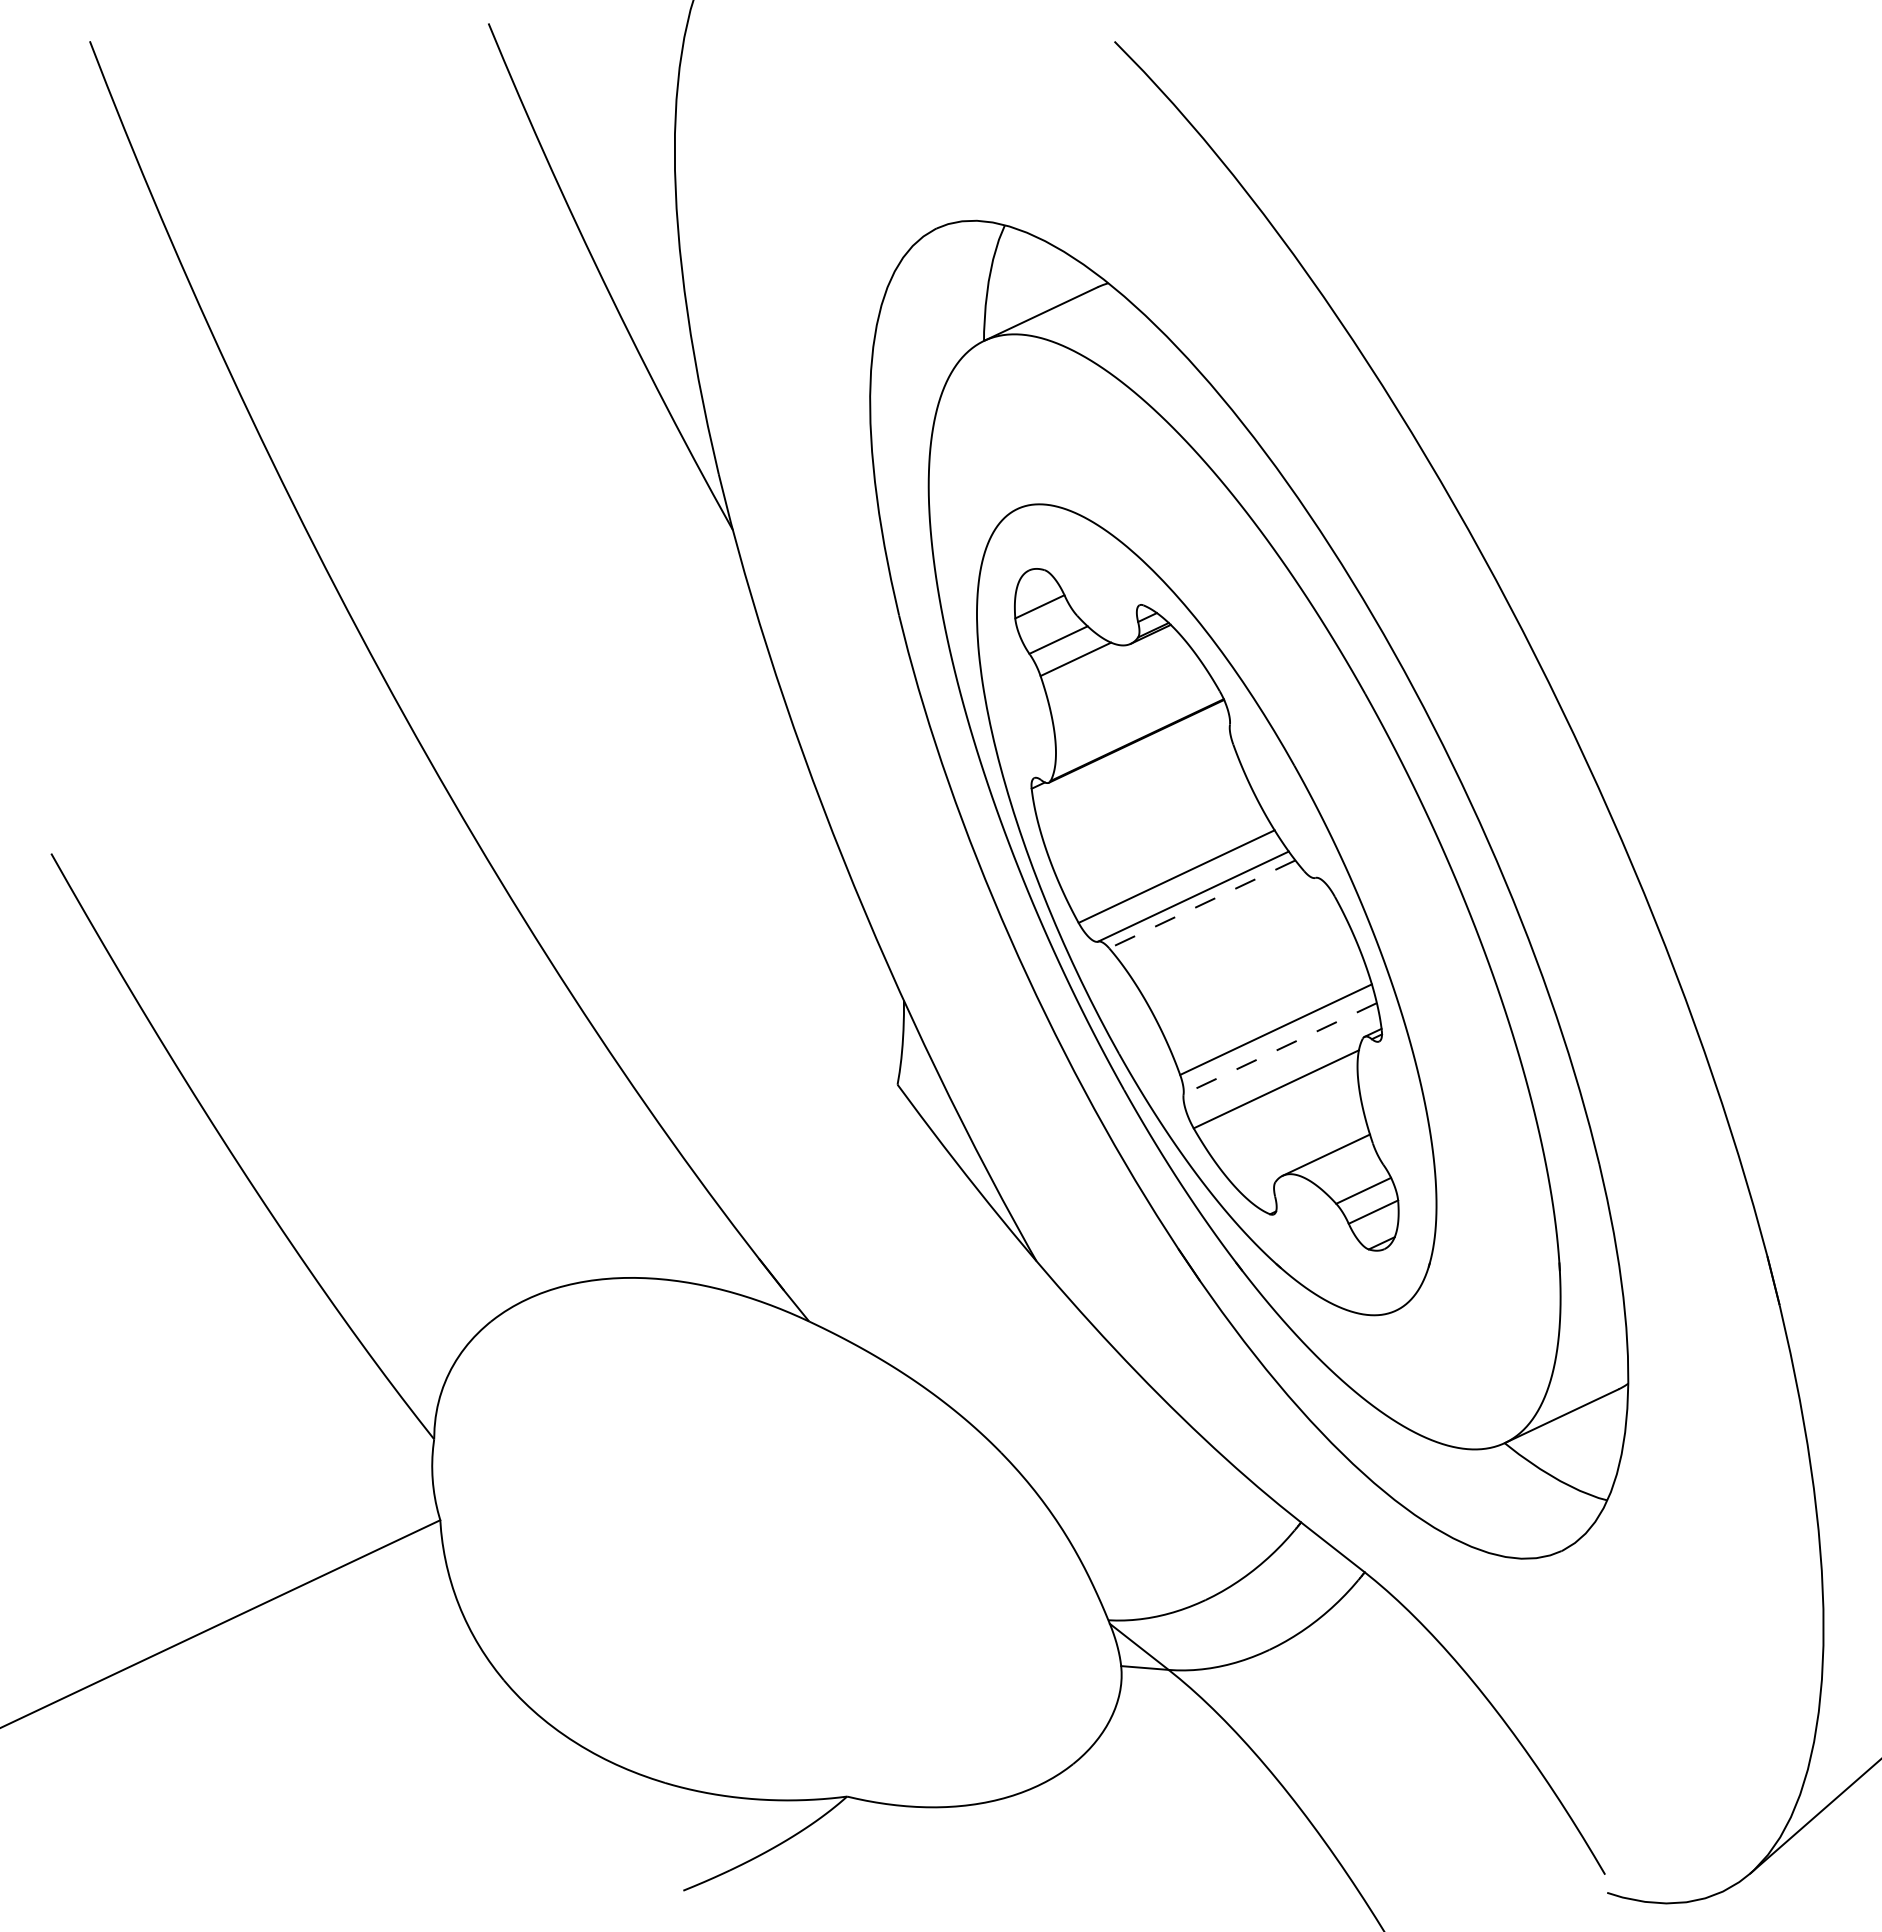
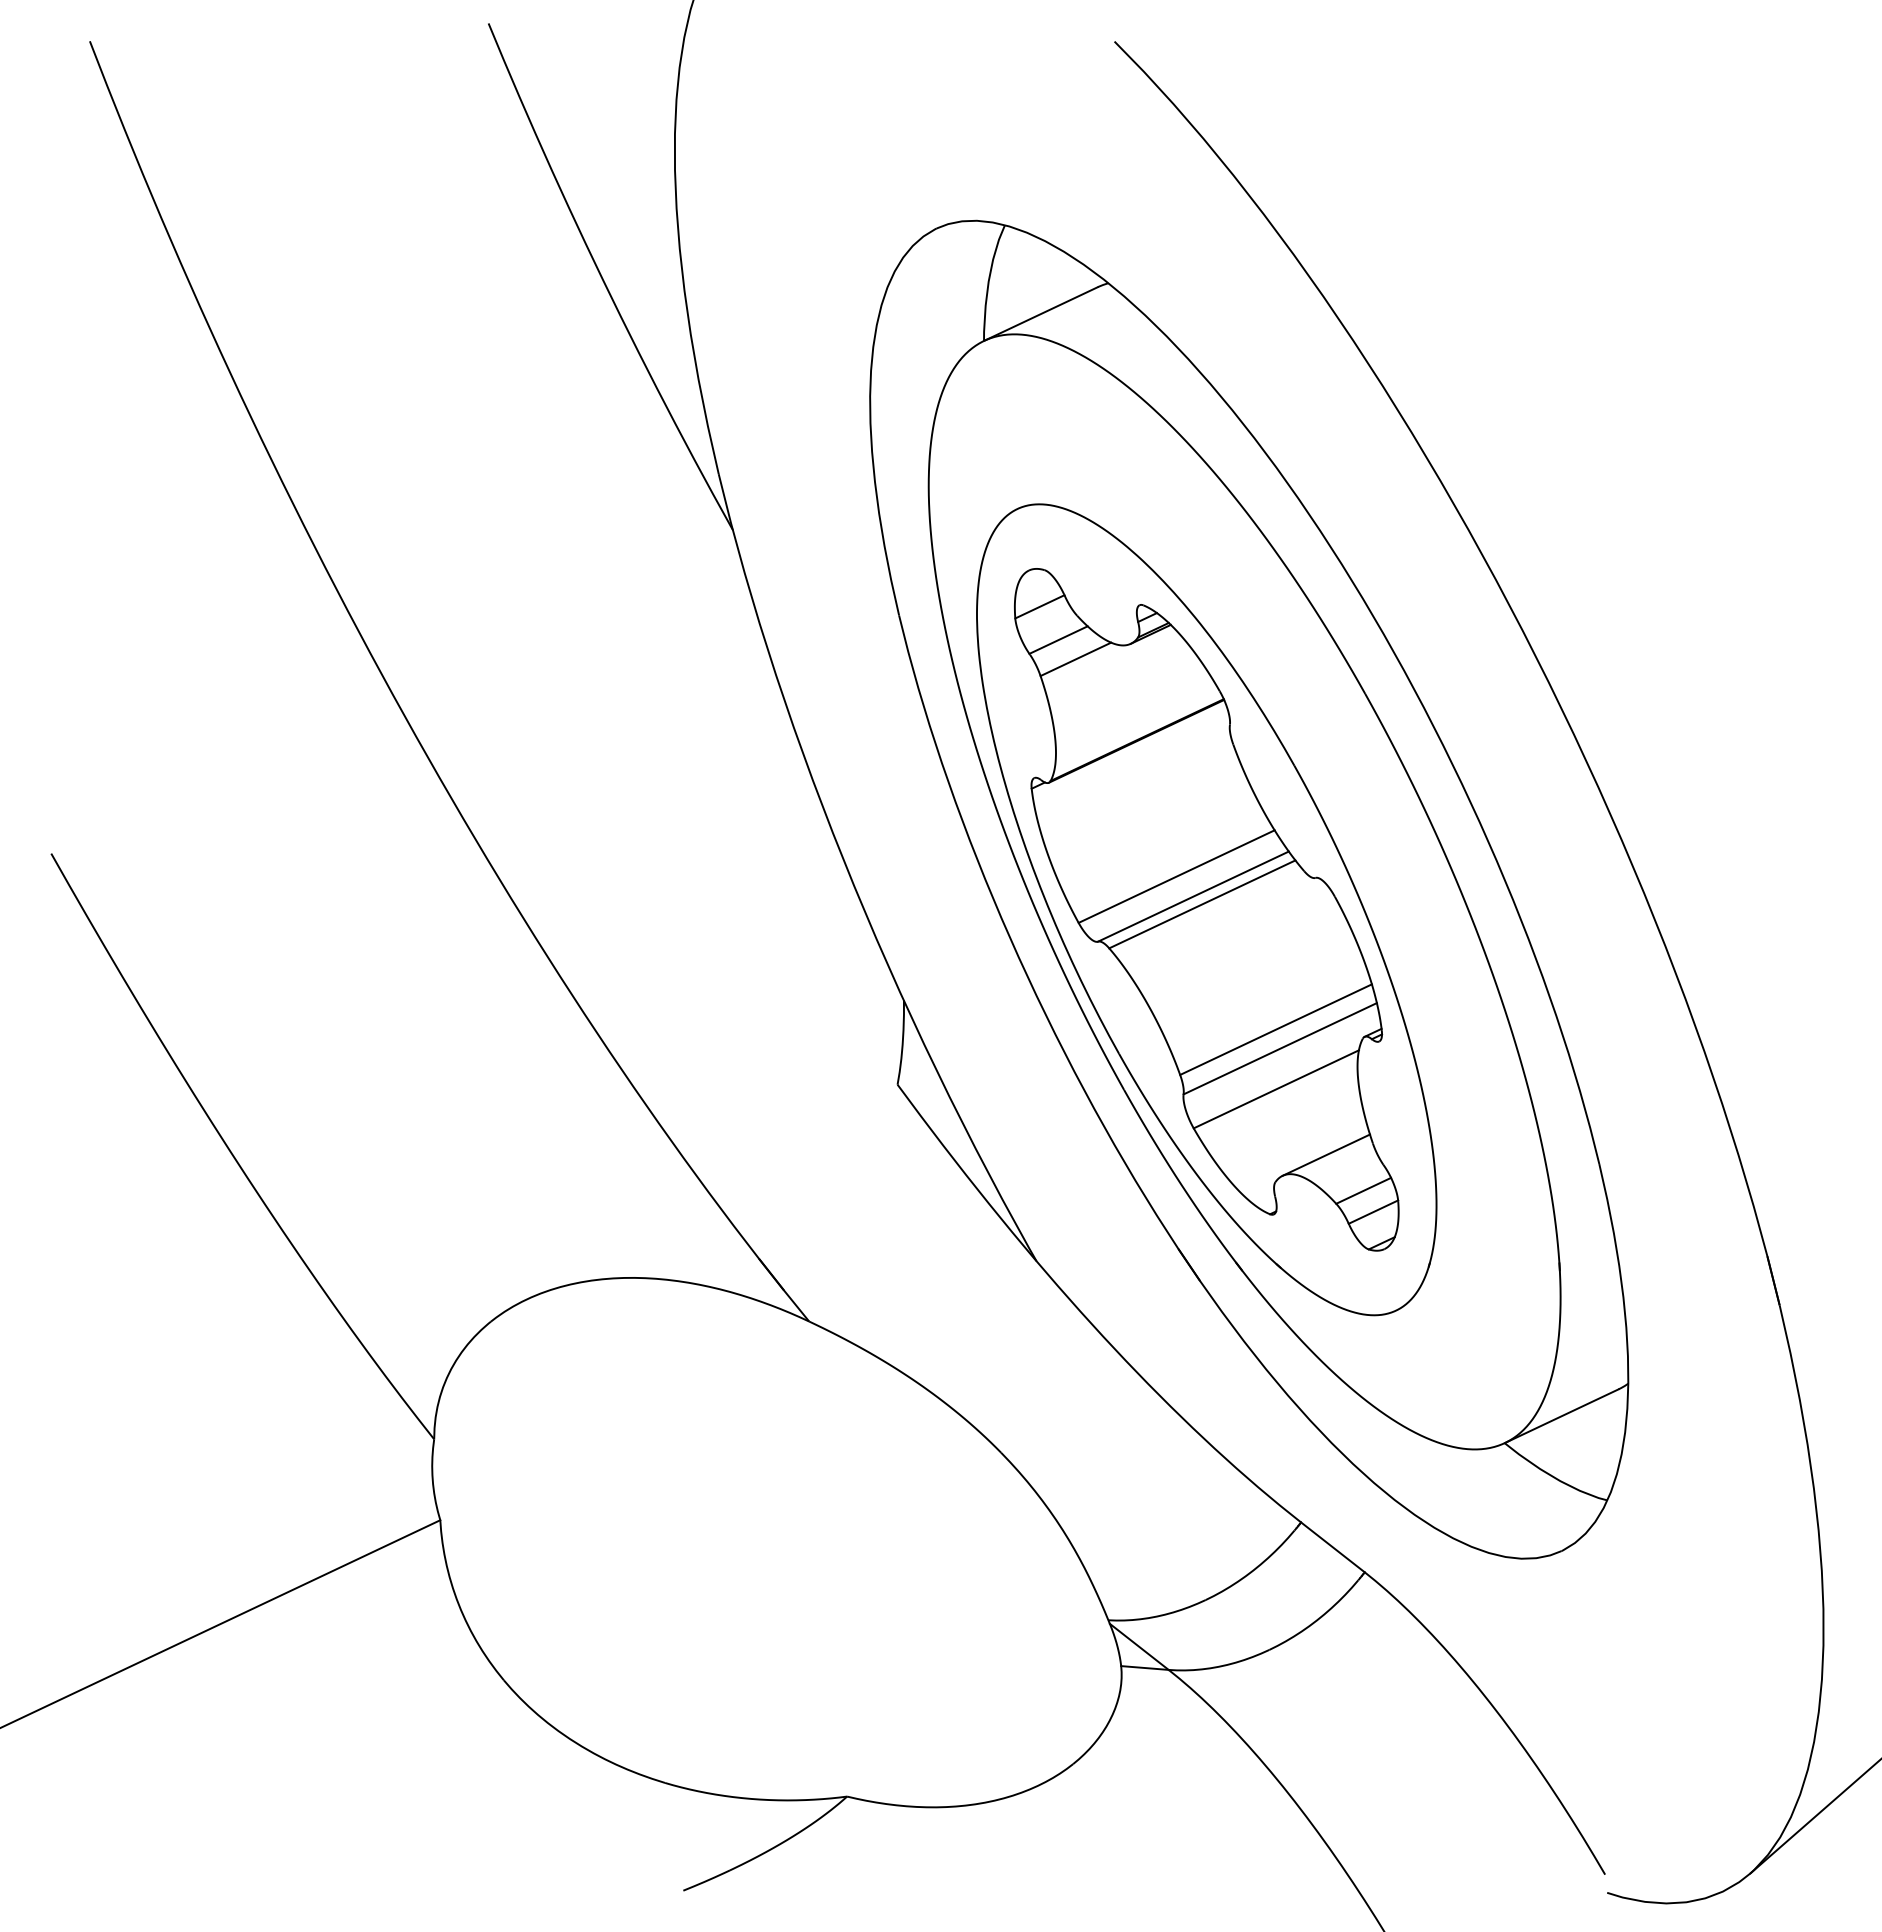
line: dashed -> solid (1202, 904)
line: dashed -> solid (1280, 1048)
